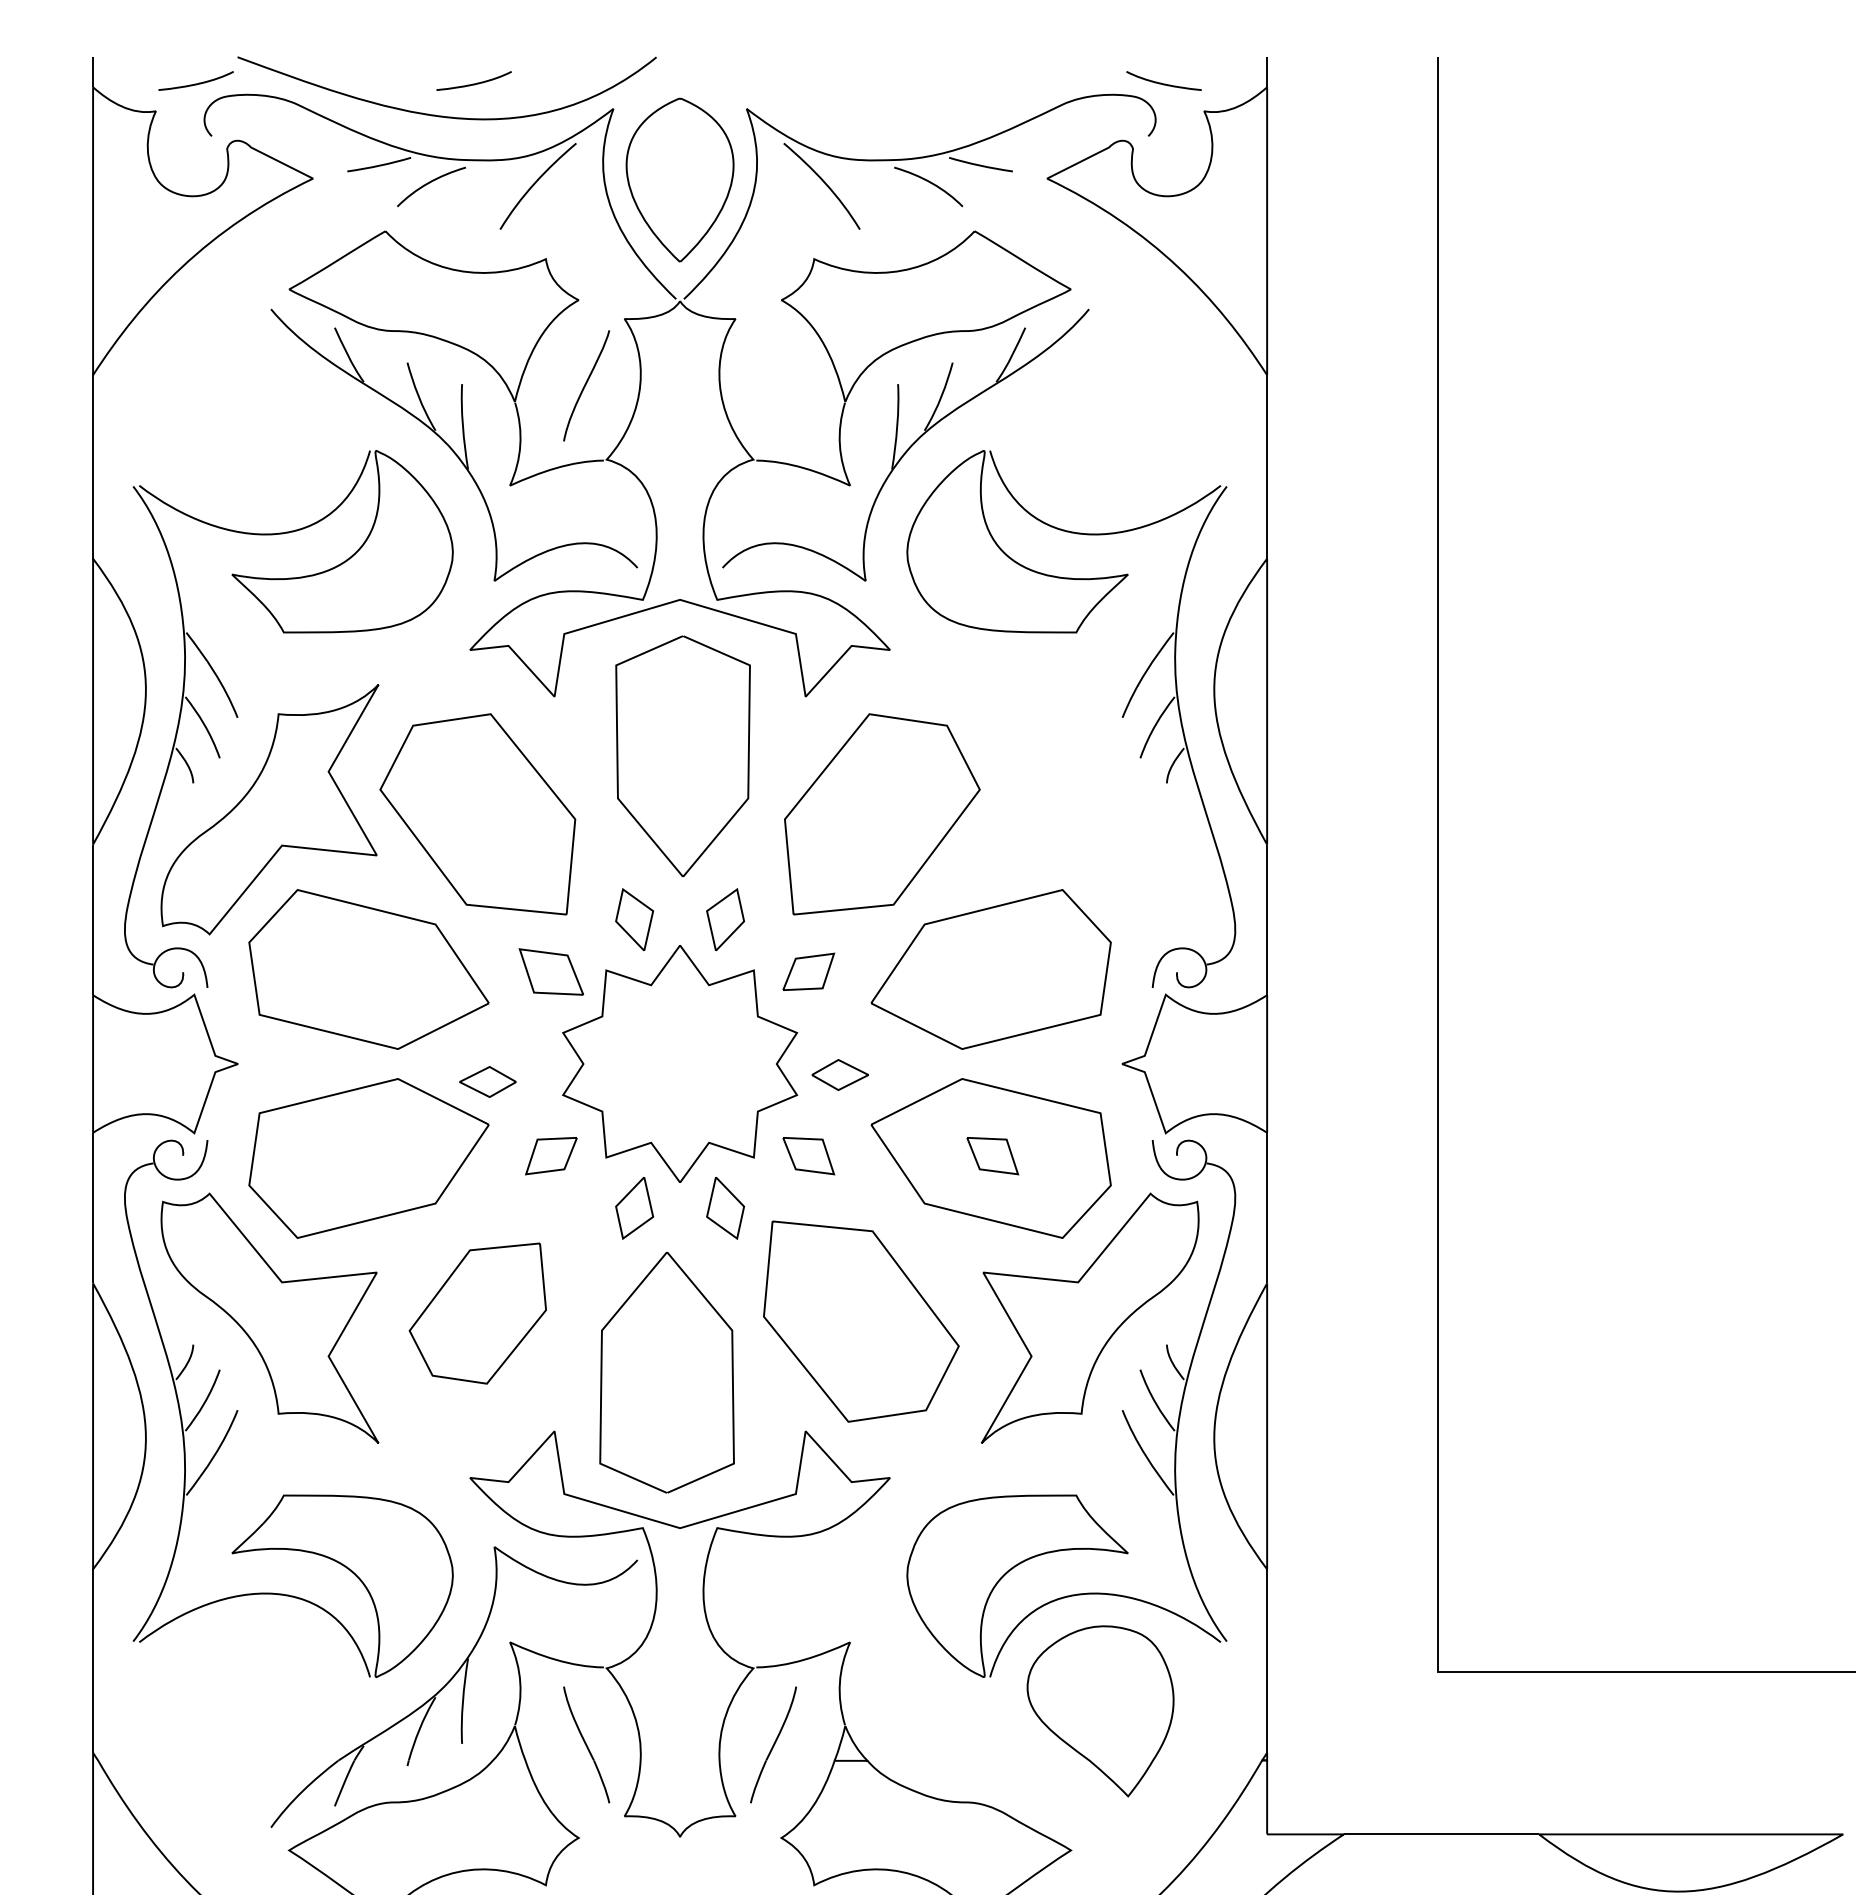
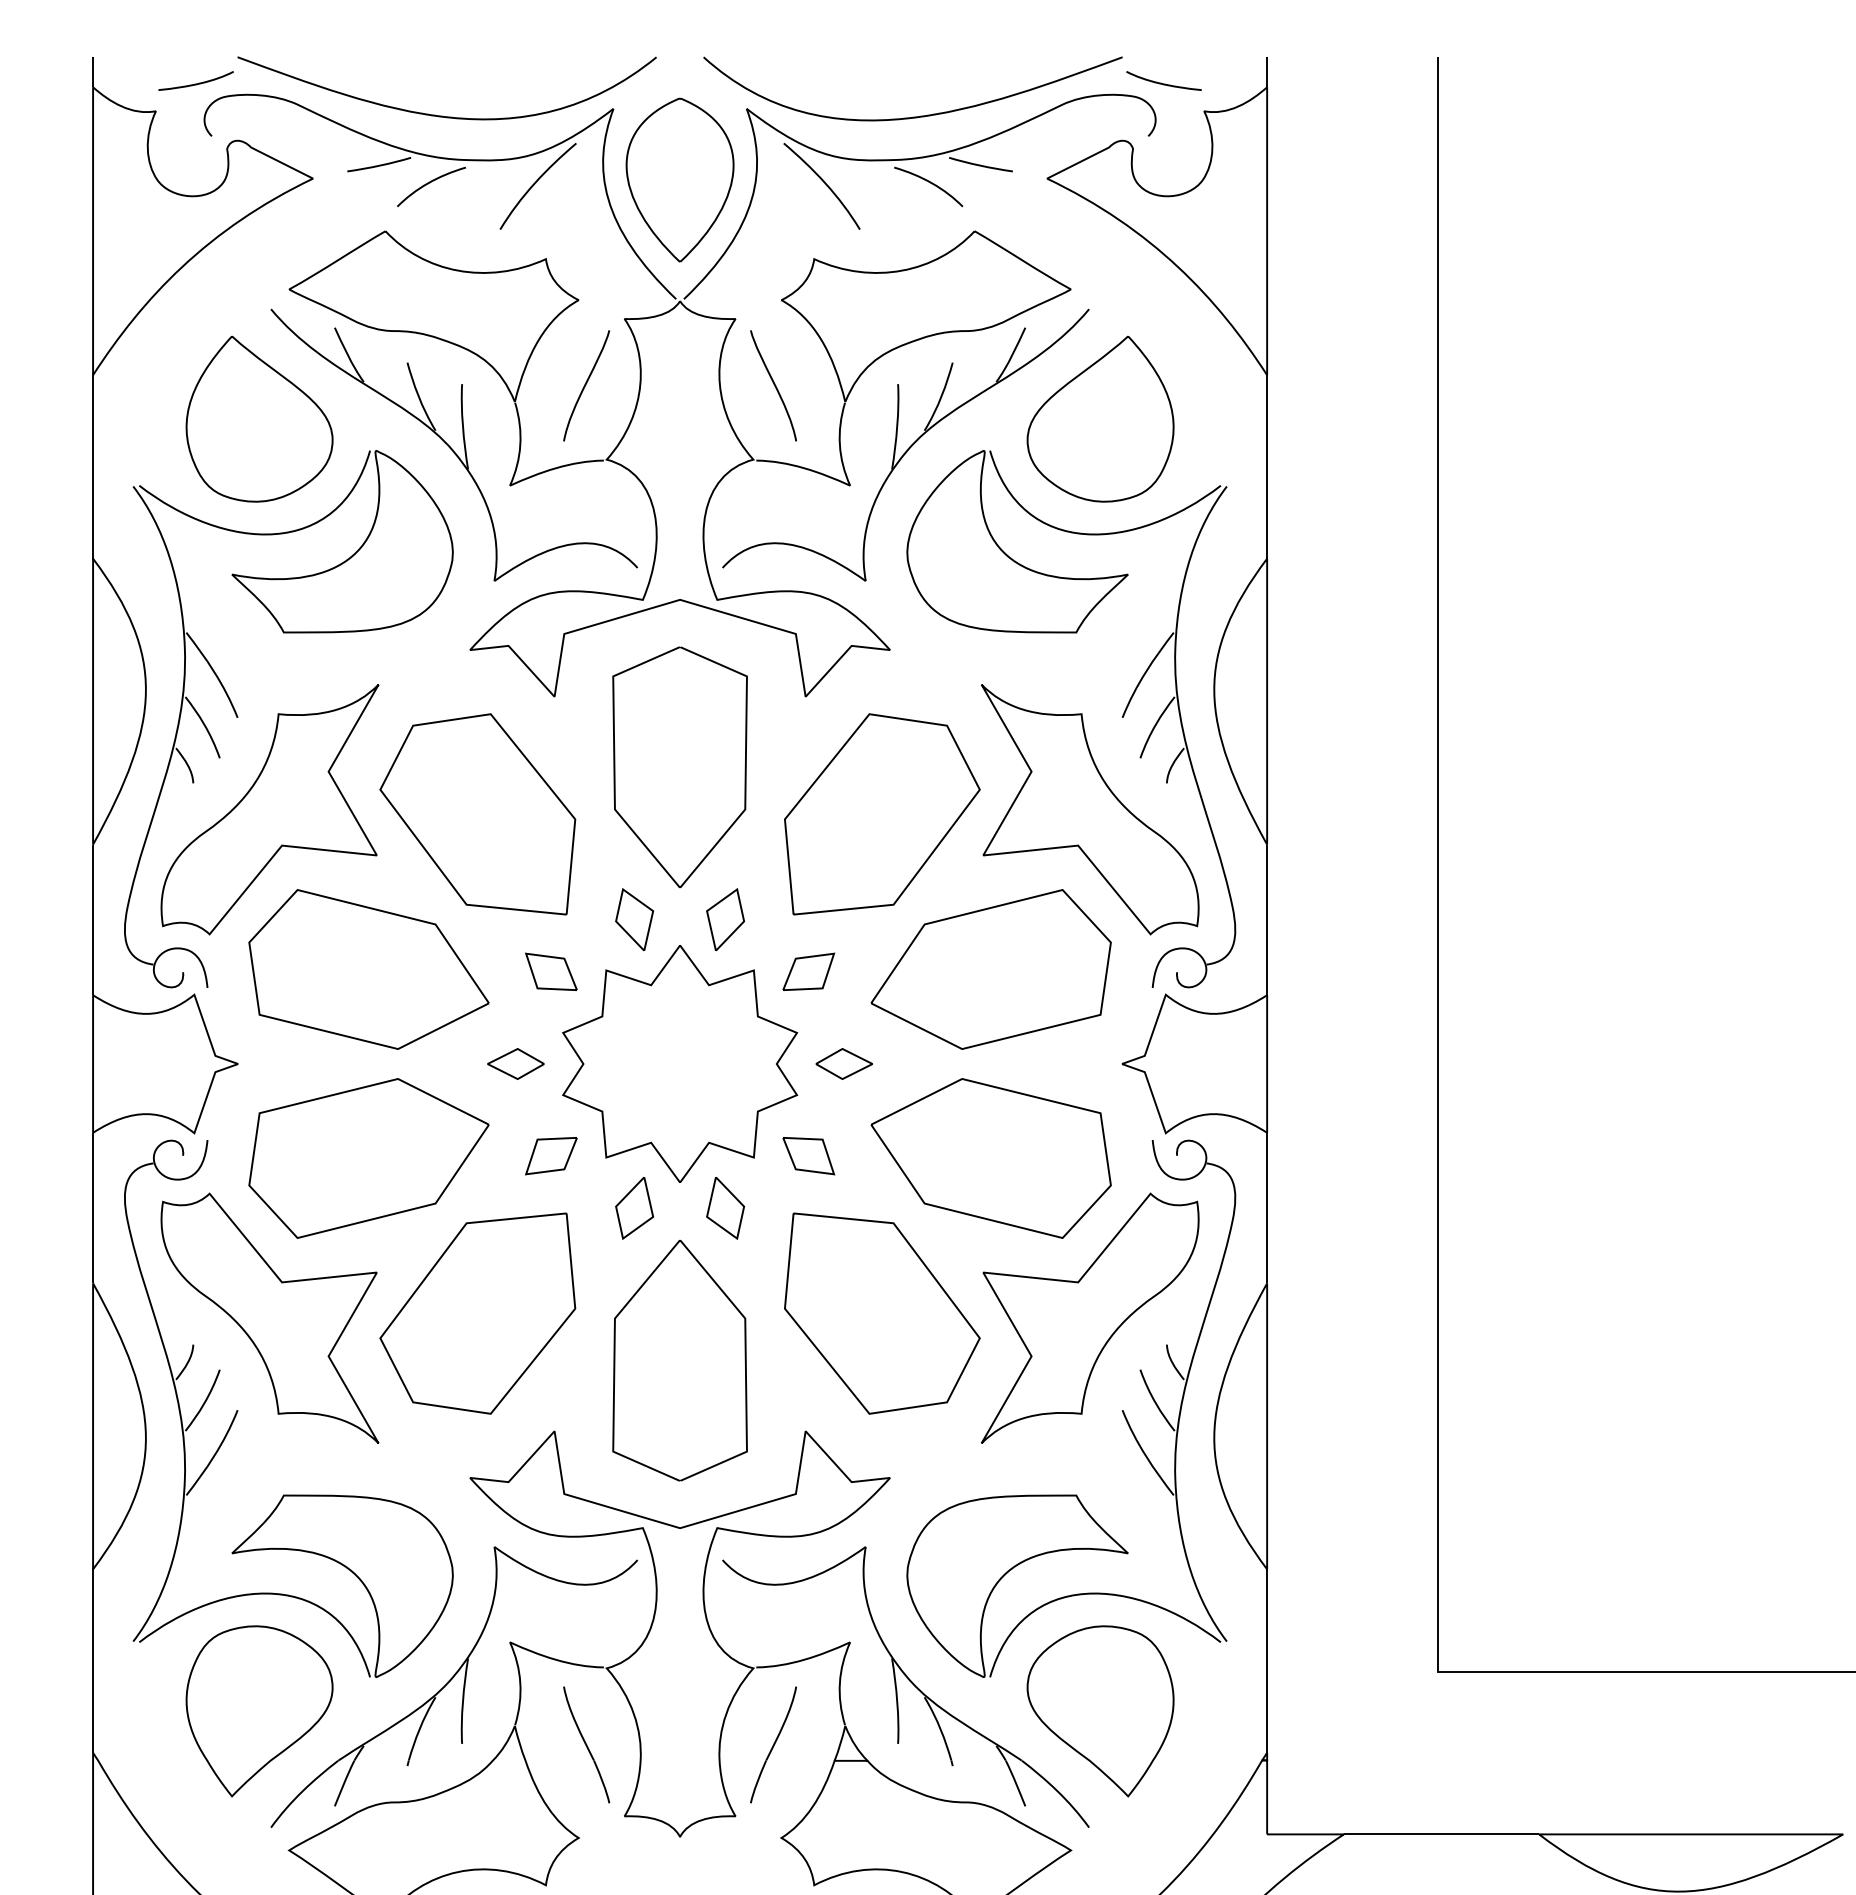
curve: present -> none (473, 83)
part: none -> present (913, 116)
curve: none -> present (773, 384)
part: none -> present (259, 418)
part: none -> present (1100, 418)
part position: (682, 756) -> (679, 767) (679, 767)
part: none -> present (1090, 809)
part size: 66x48 px -> 53x39 px (551, 971)
part position: (839, 1074) -> (843, 1063) (843, 1063)
part position: (487, 1081) -> (515, 1063) (515, 1063)
part: present -> none (992, 1156)
part size: 139x143 px -> 198x203 px (477, 1313)
part position: (861, 1321) -> (882, 1313) (882, 1313)
part position: (666, 1372) -> (679, 1360) (679, 1360)
part: none -> present (909, 1681)
part: none -> present (259, 1711)
